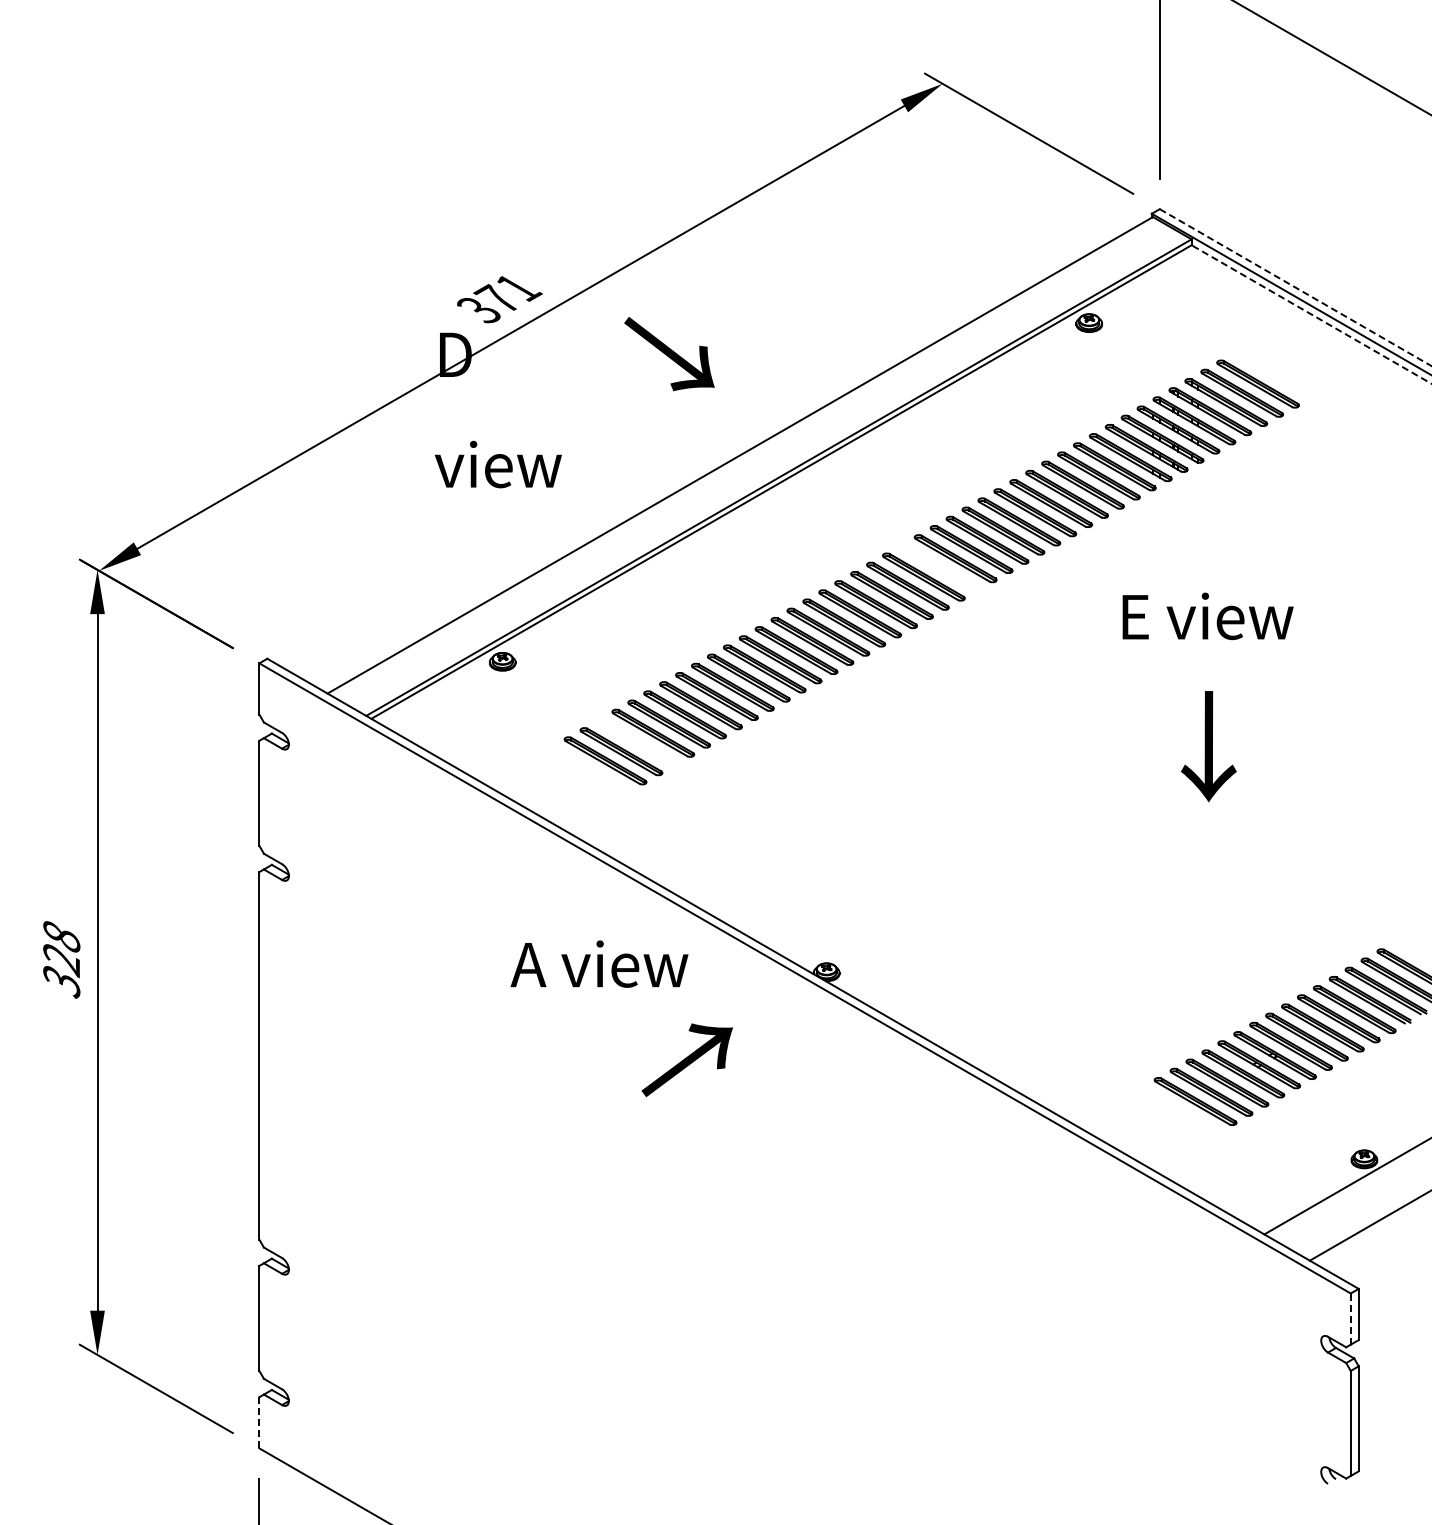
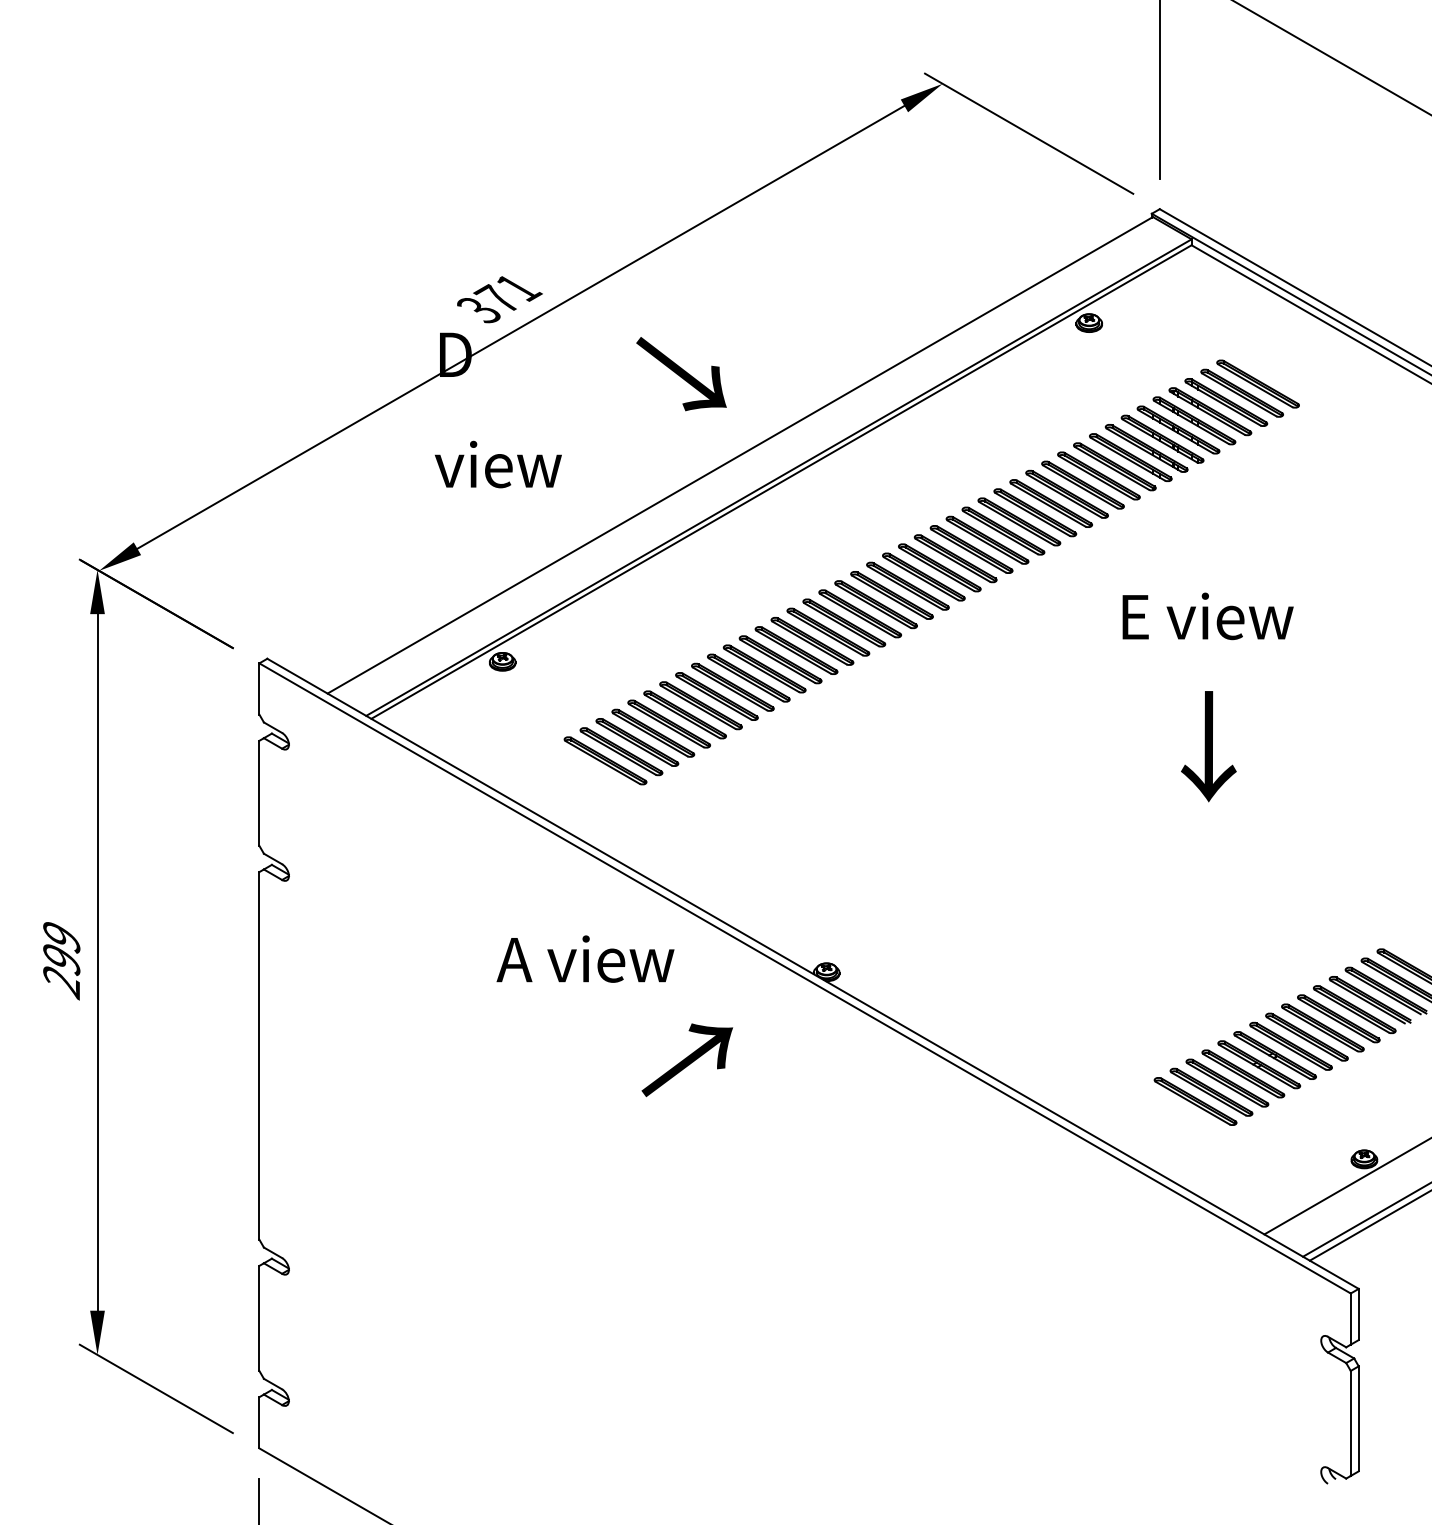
line: dashed -> solid (1295, 287)
line: dashed -> solid (1311, 314)
text position: (669, 354) -> (681, 374) (681, 374)
part: none -> present (939, 567)
part: none -> present (637, 742)
text: 328 -> 299 (61, 960)
text position: (599, 963) -> (585, 958) (585, 958)
line: none -> present (1365, 1220)
line: dashed -> solid (1350, 1319)
line: dashed -> solid (259, 1422)
